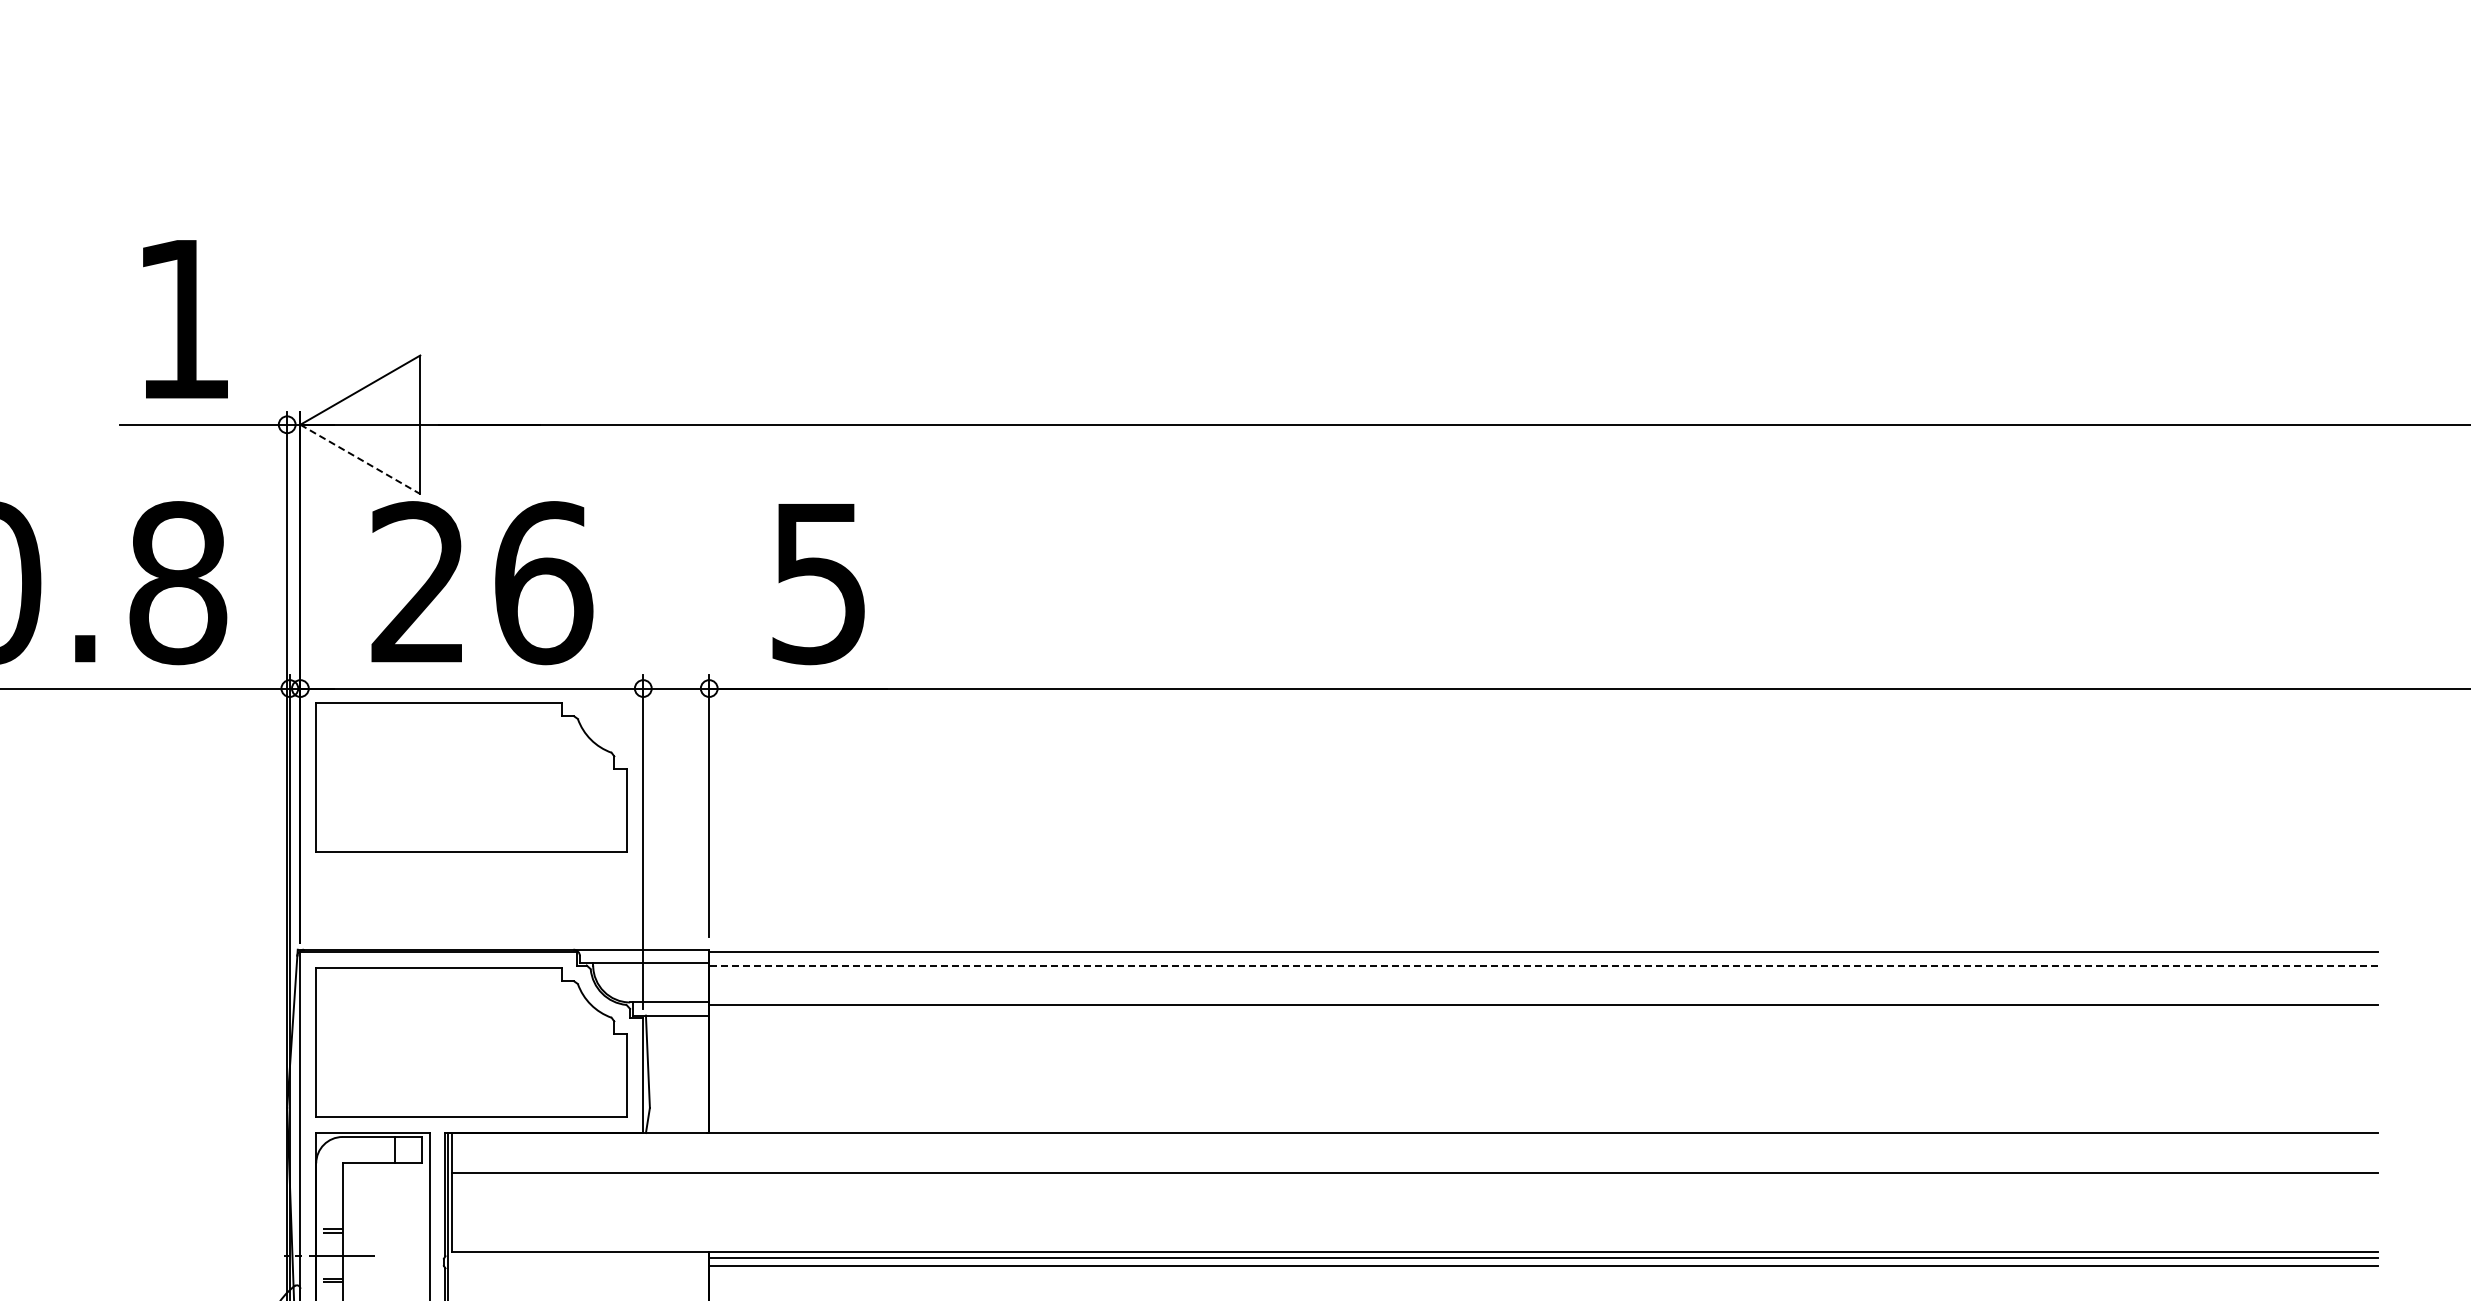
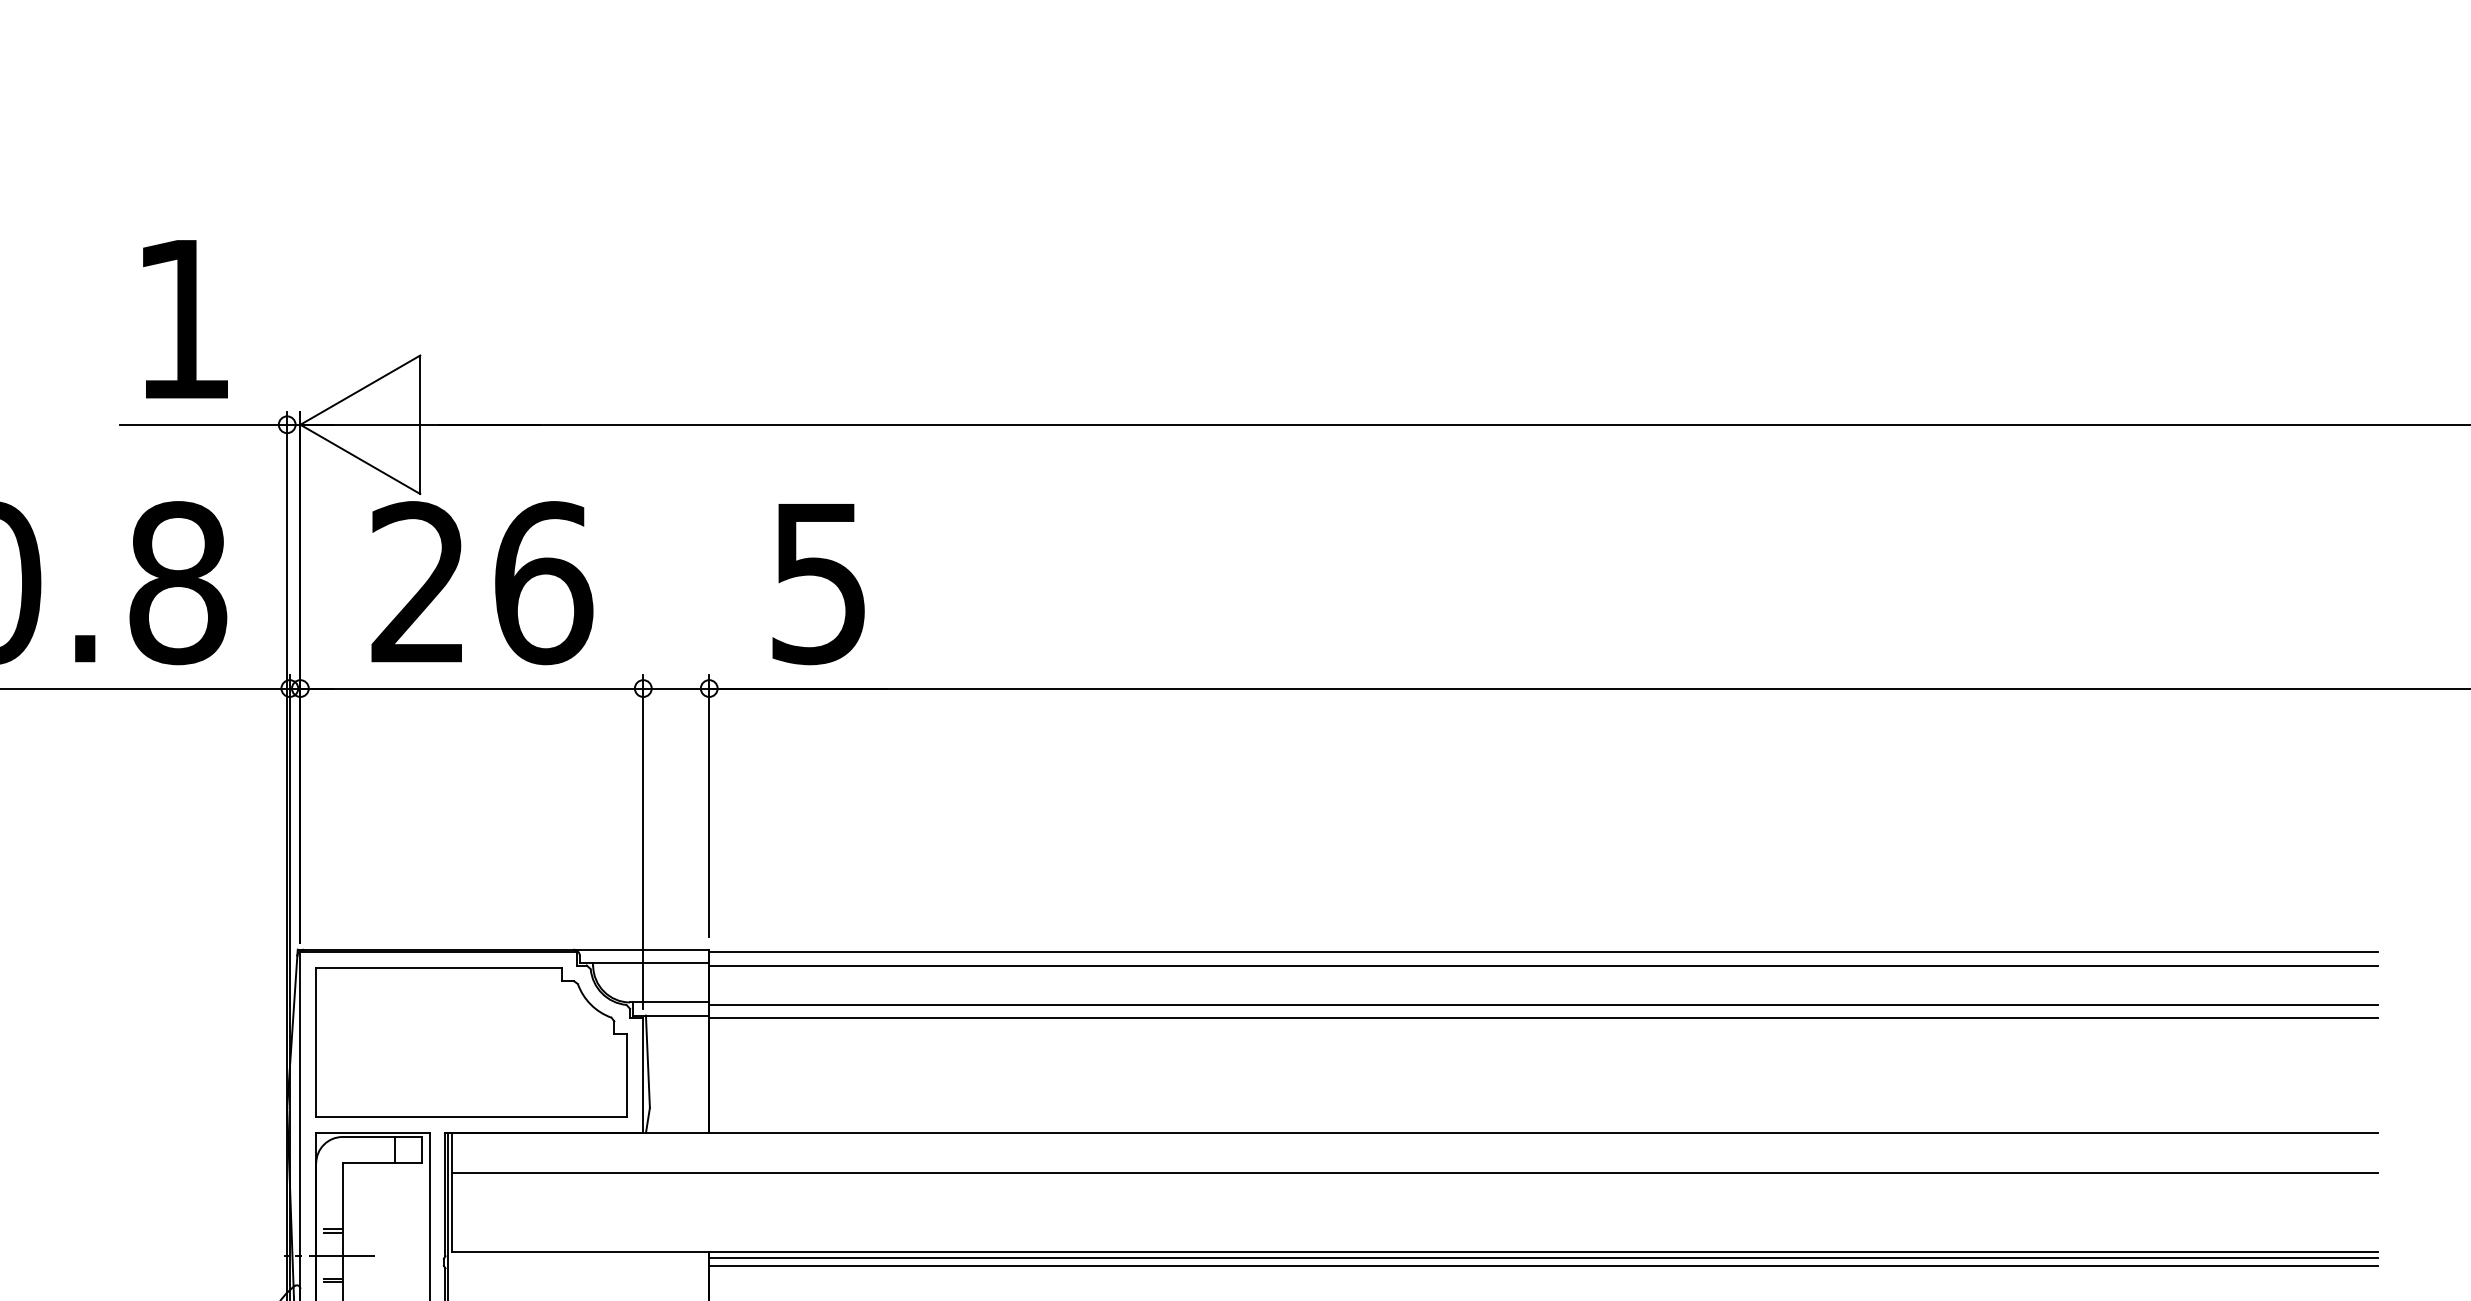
line: dashed -> solid (360, 459)
part: present -> none (471, 777)
line: dashed -> solid (1542, 965)
line: none -> present (1543, 1018)
